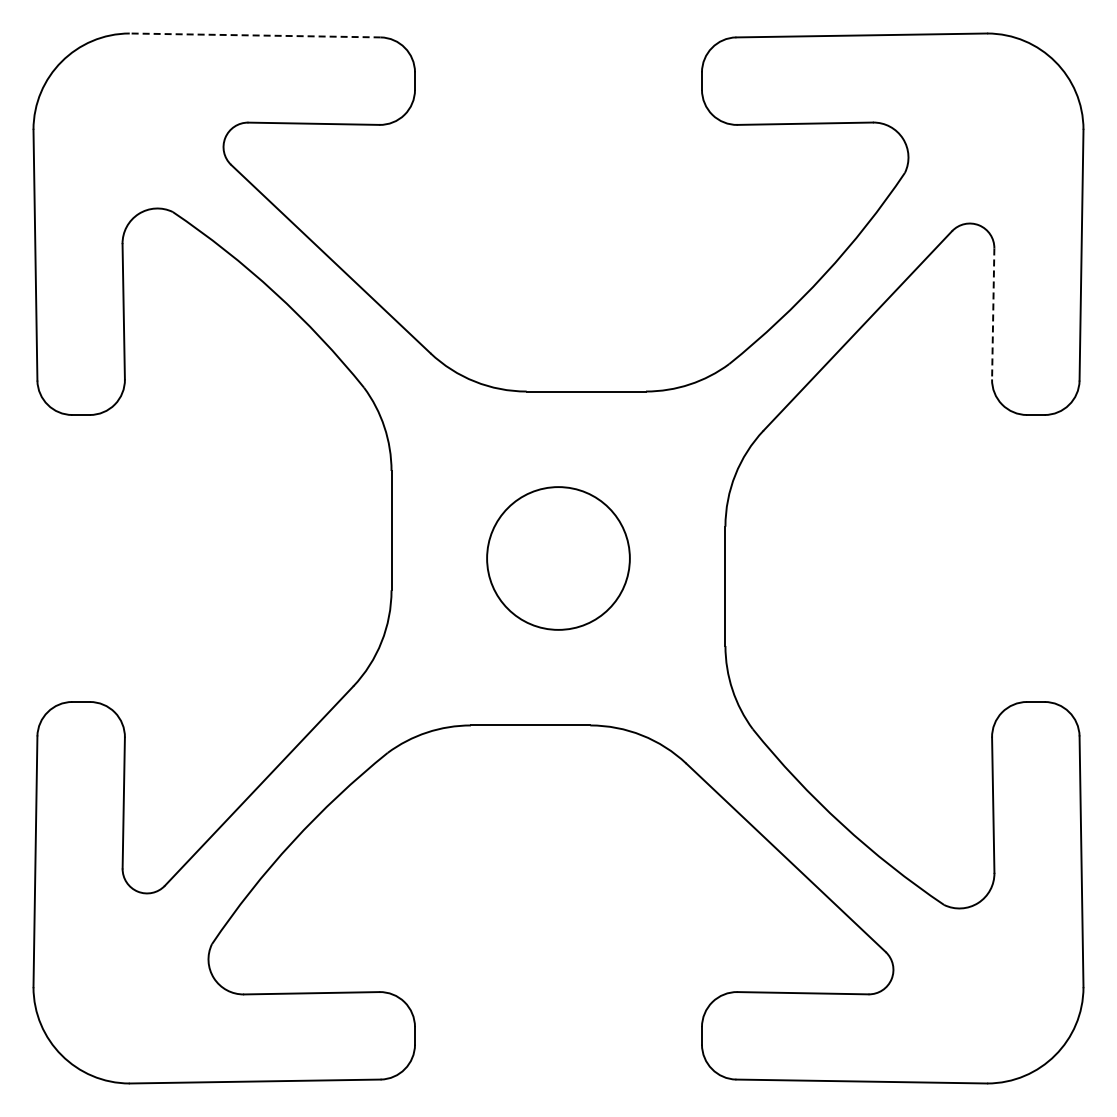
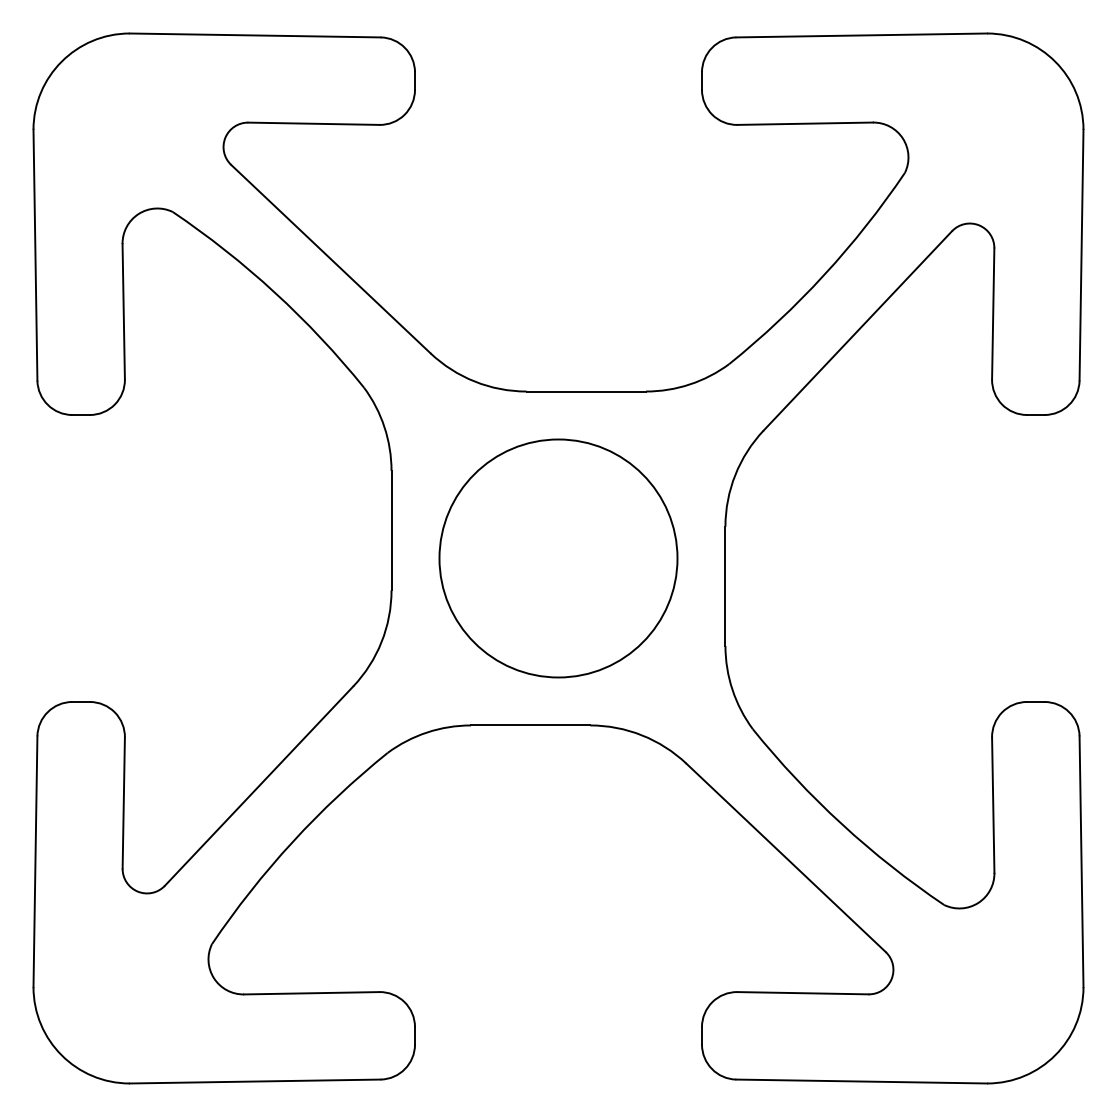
line: dashed -> solid (254, 35)
line: dashed -> solid (993, 314)
circle diameter: 143 px -> 238 px (558, 558)
